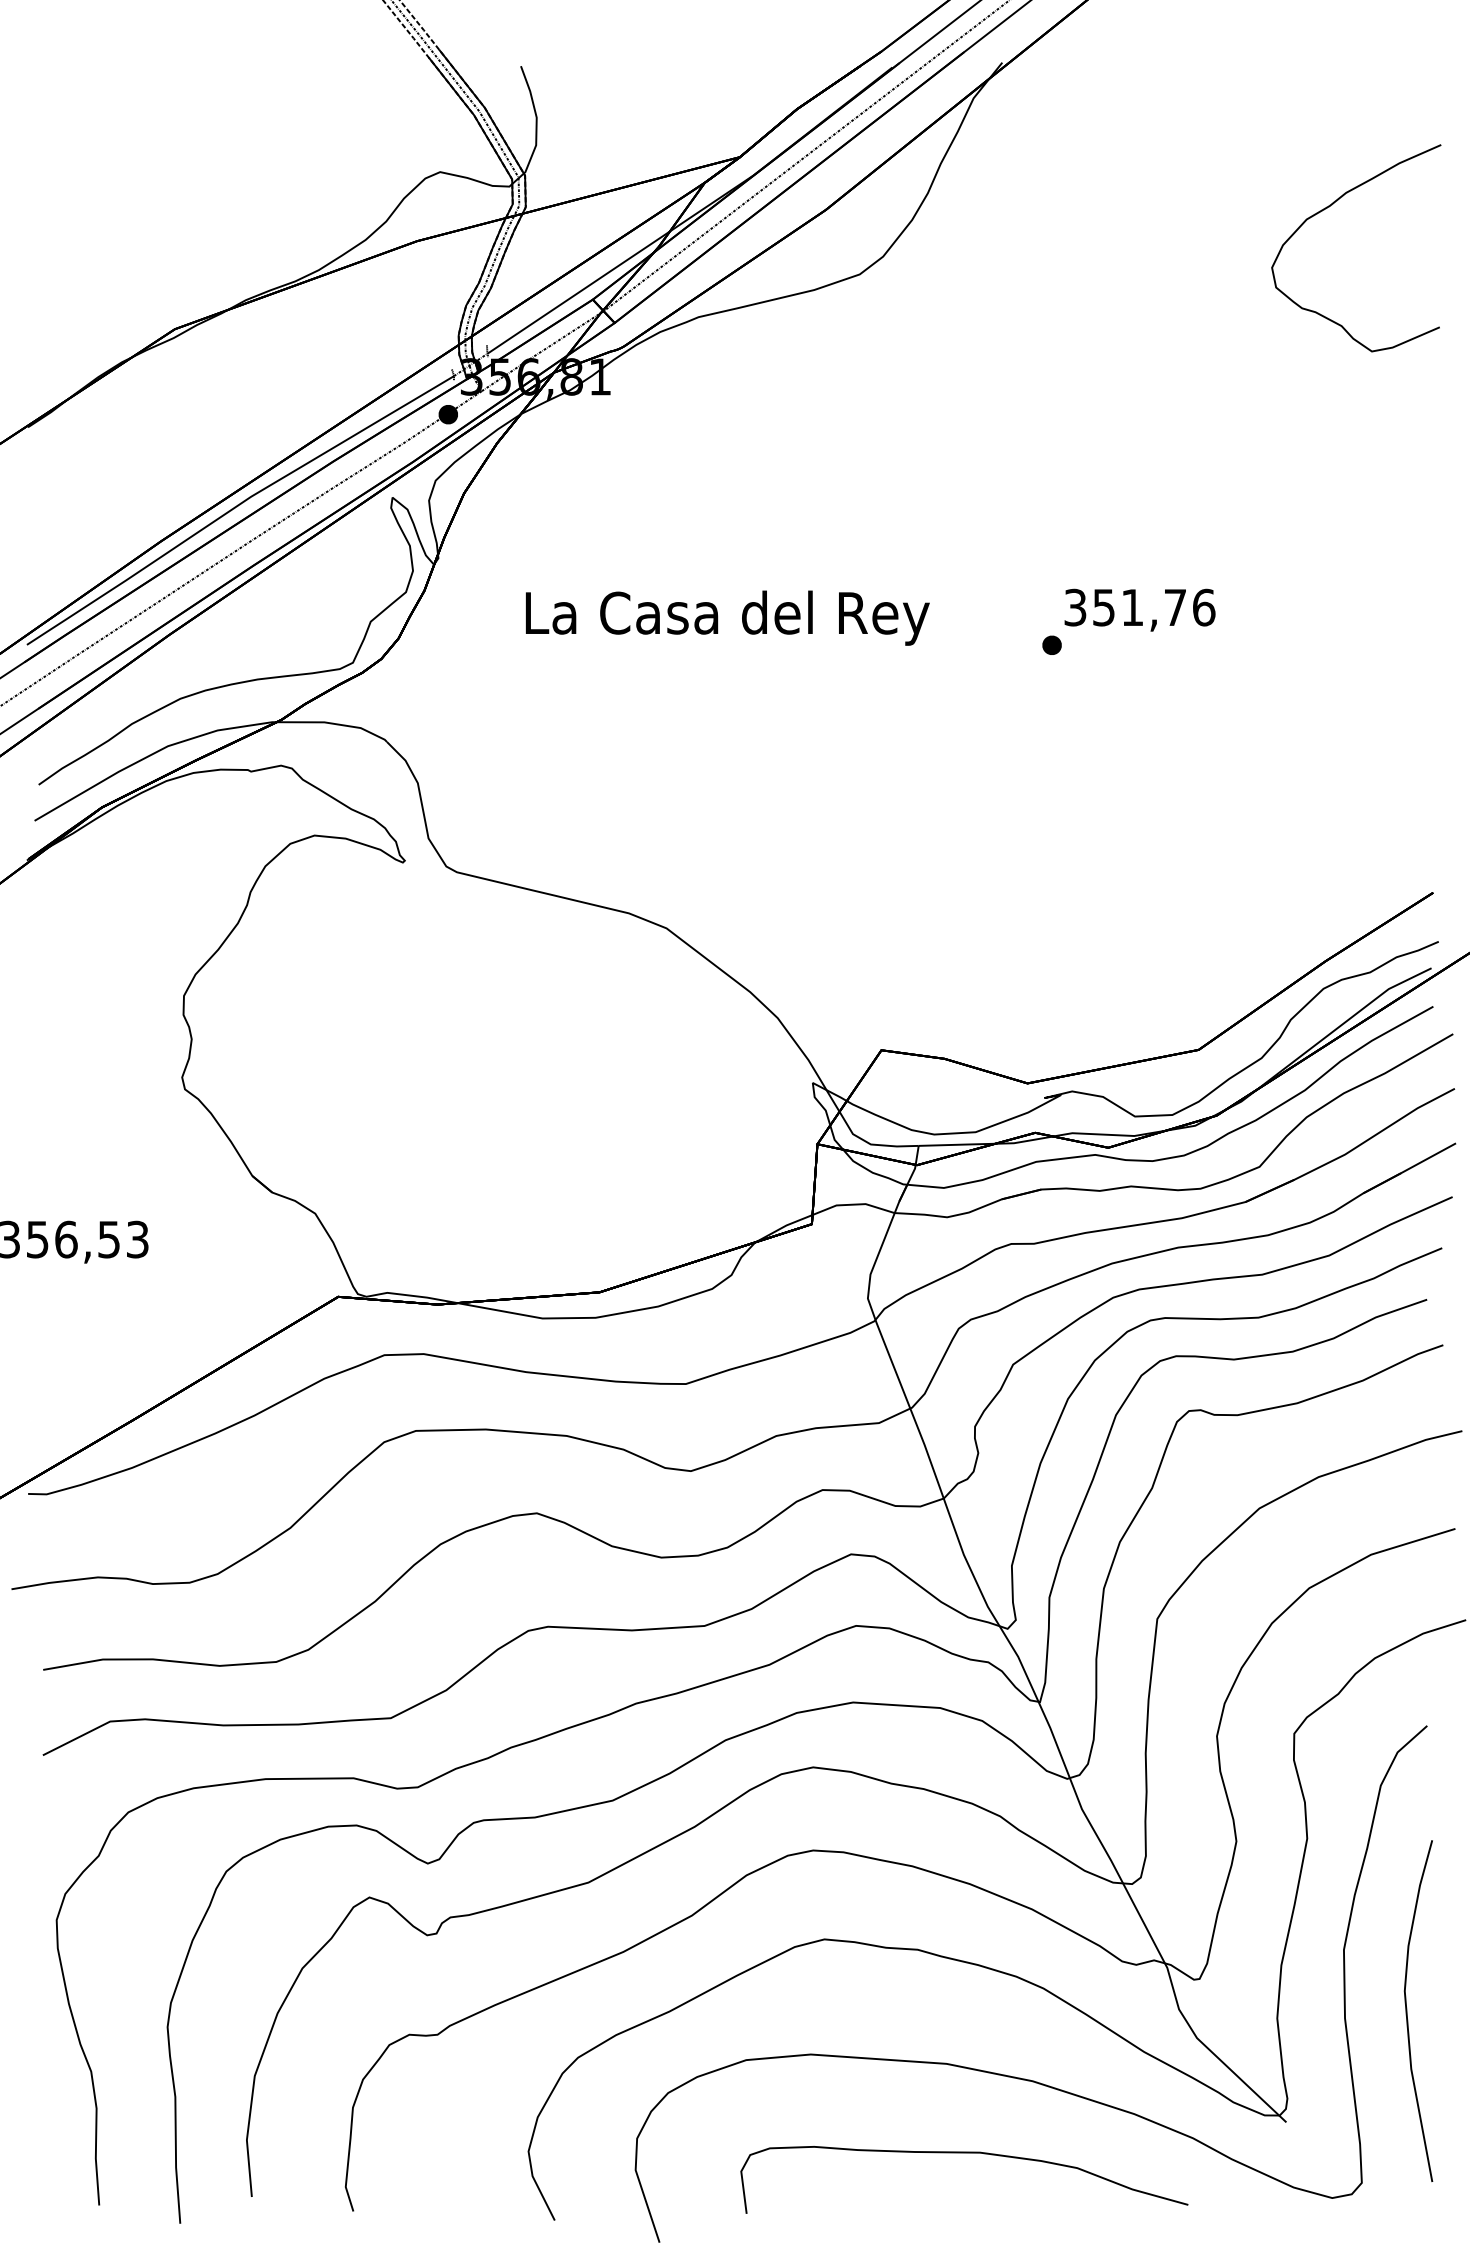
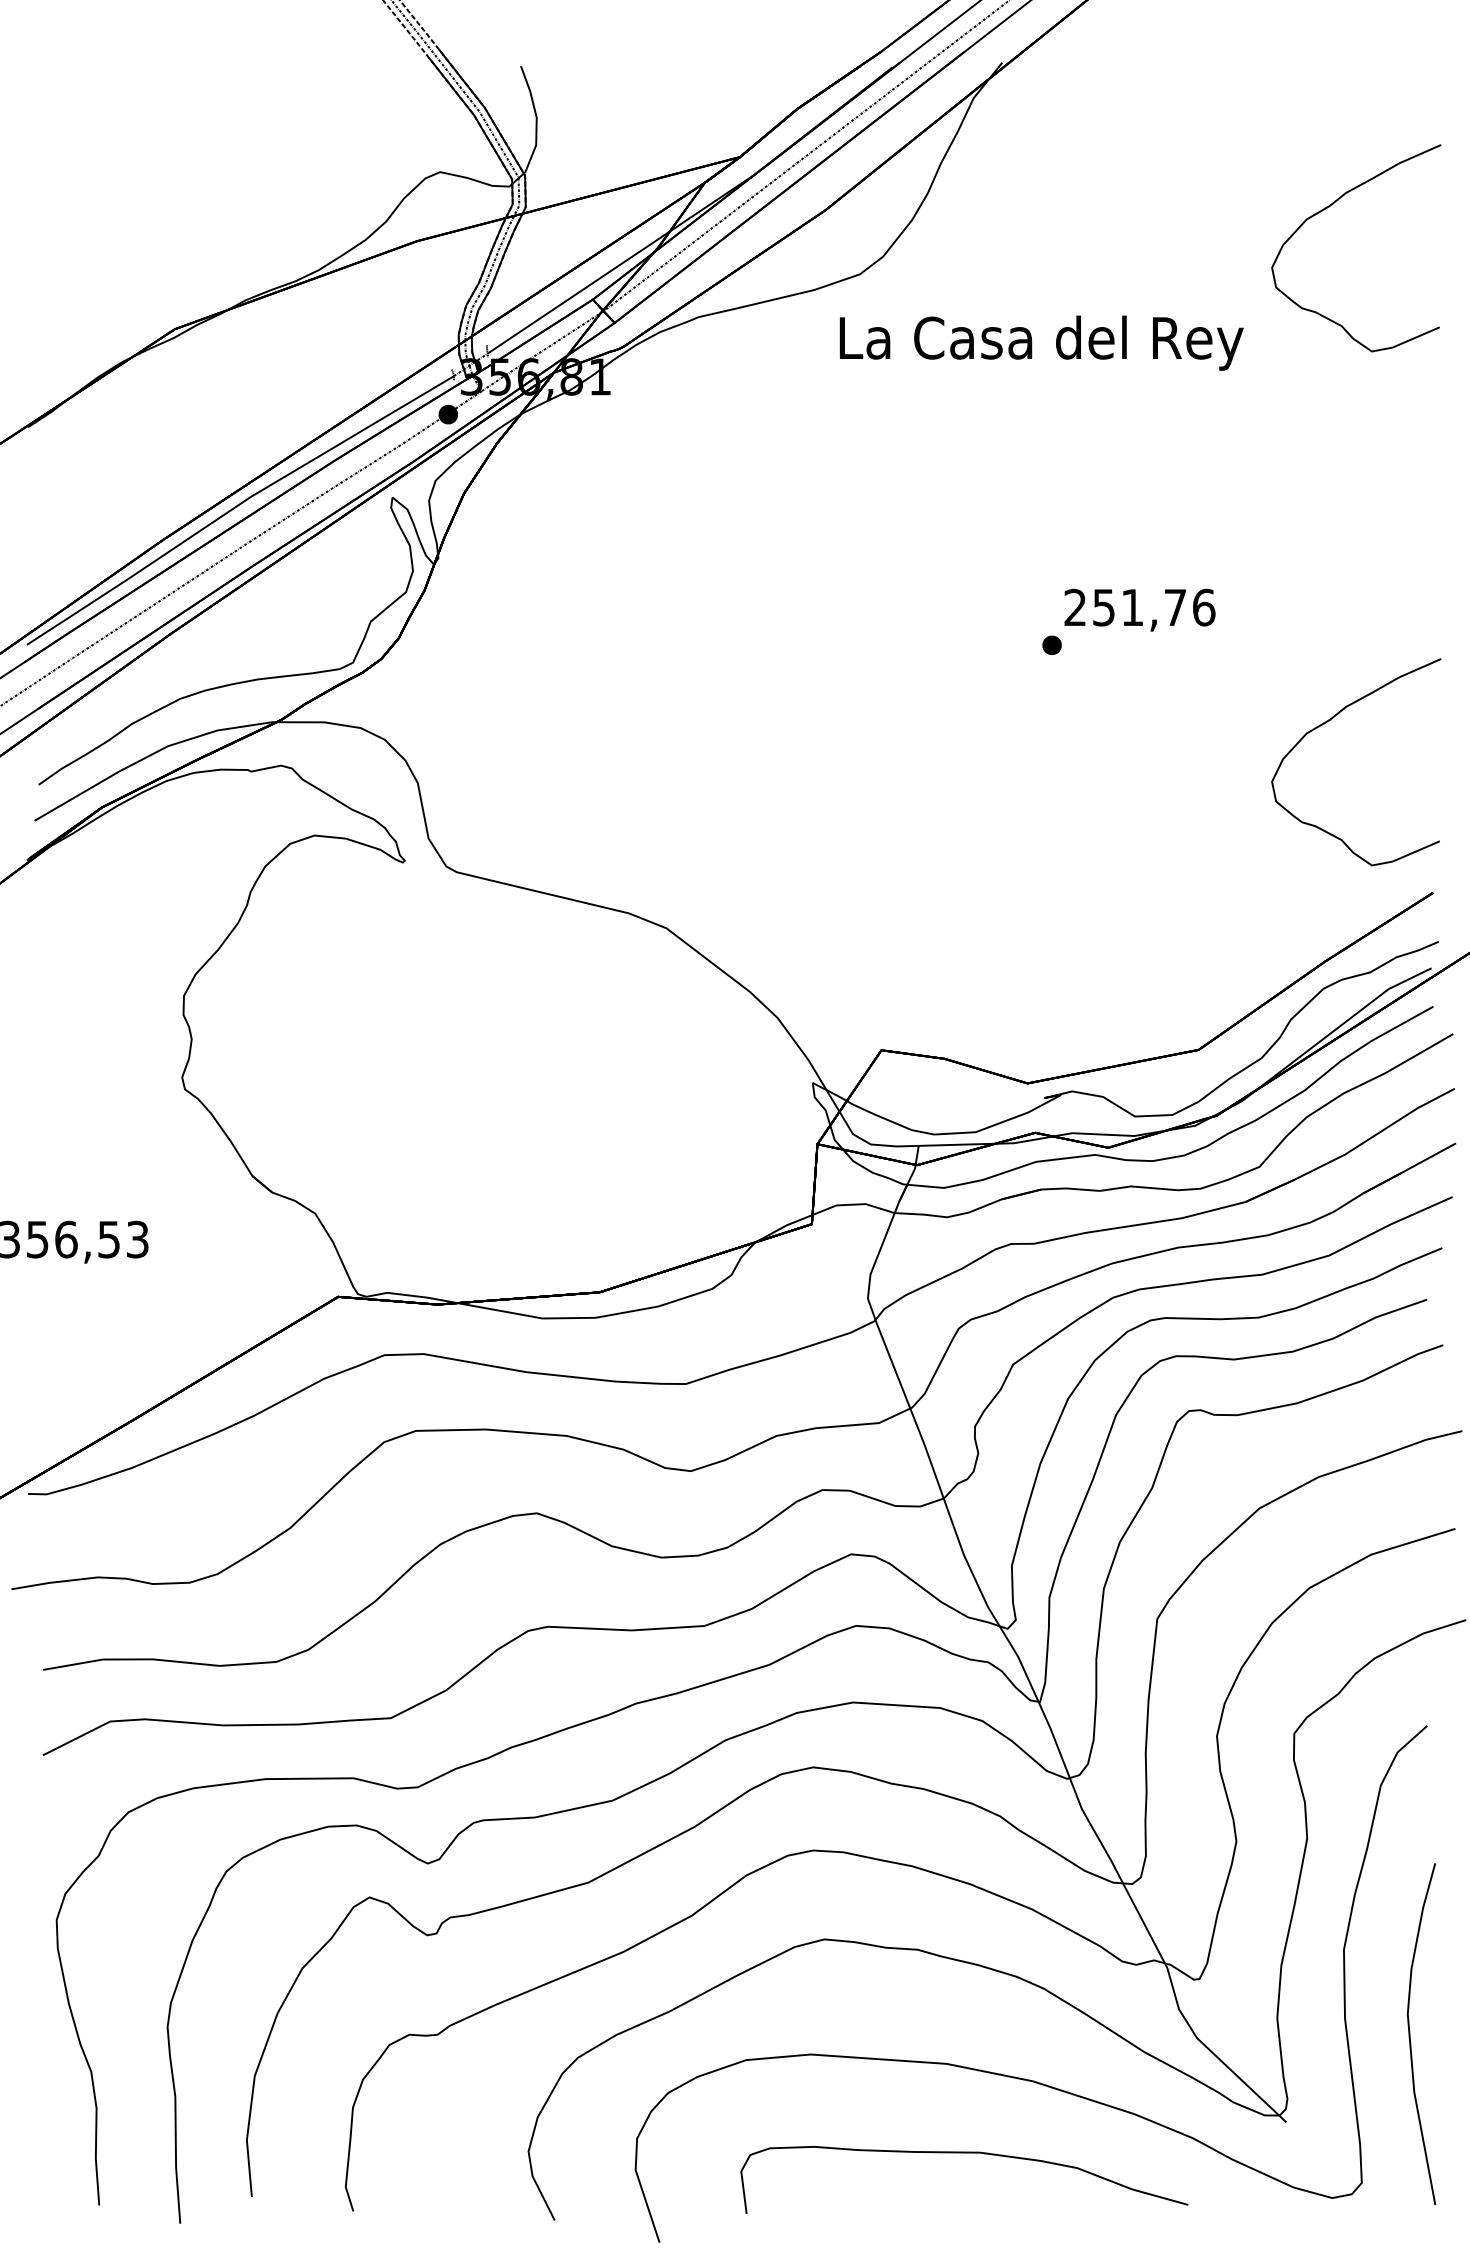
text: 351,76 -> 251,76 (1075, 607)
text position: (727, 617) -> (1041, 342) (1041, 342)
curve: none -> present (1329, 721)
curve position: (1407, 2010) -> (1410, 2033) (1410, 2033)
